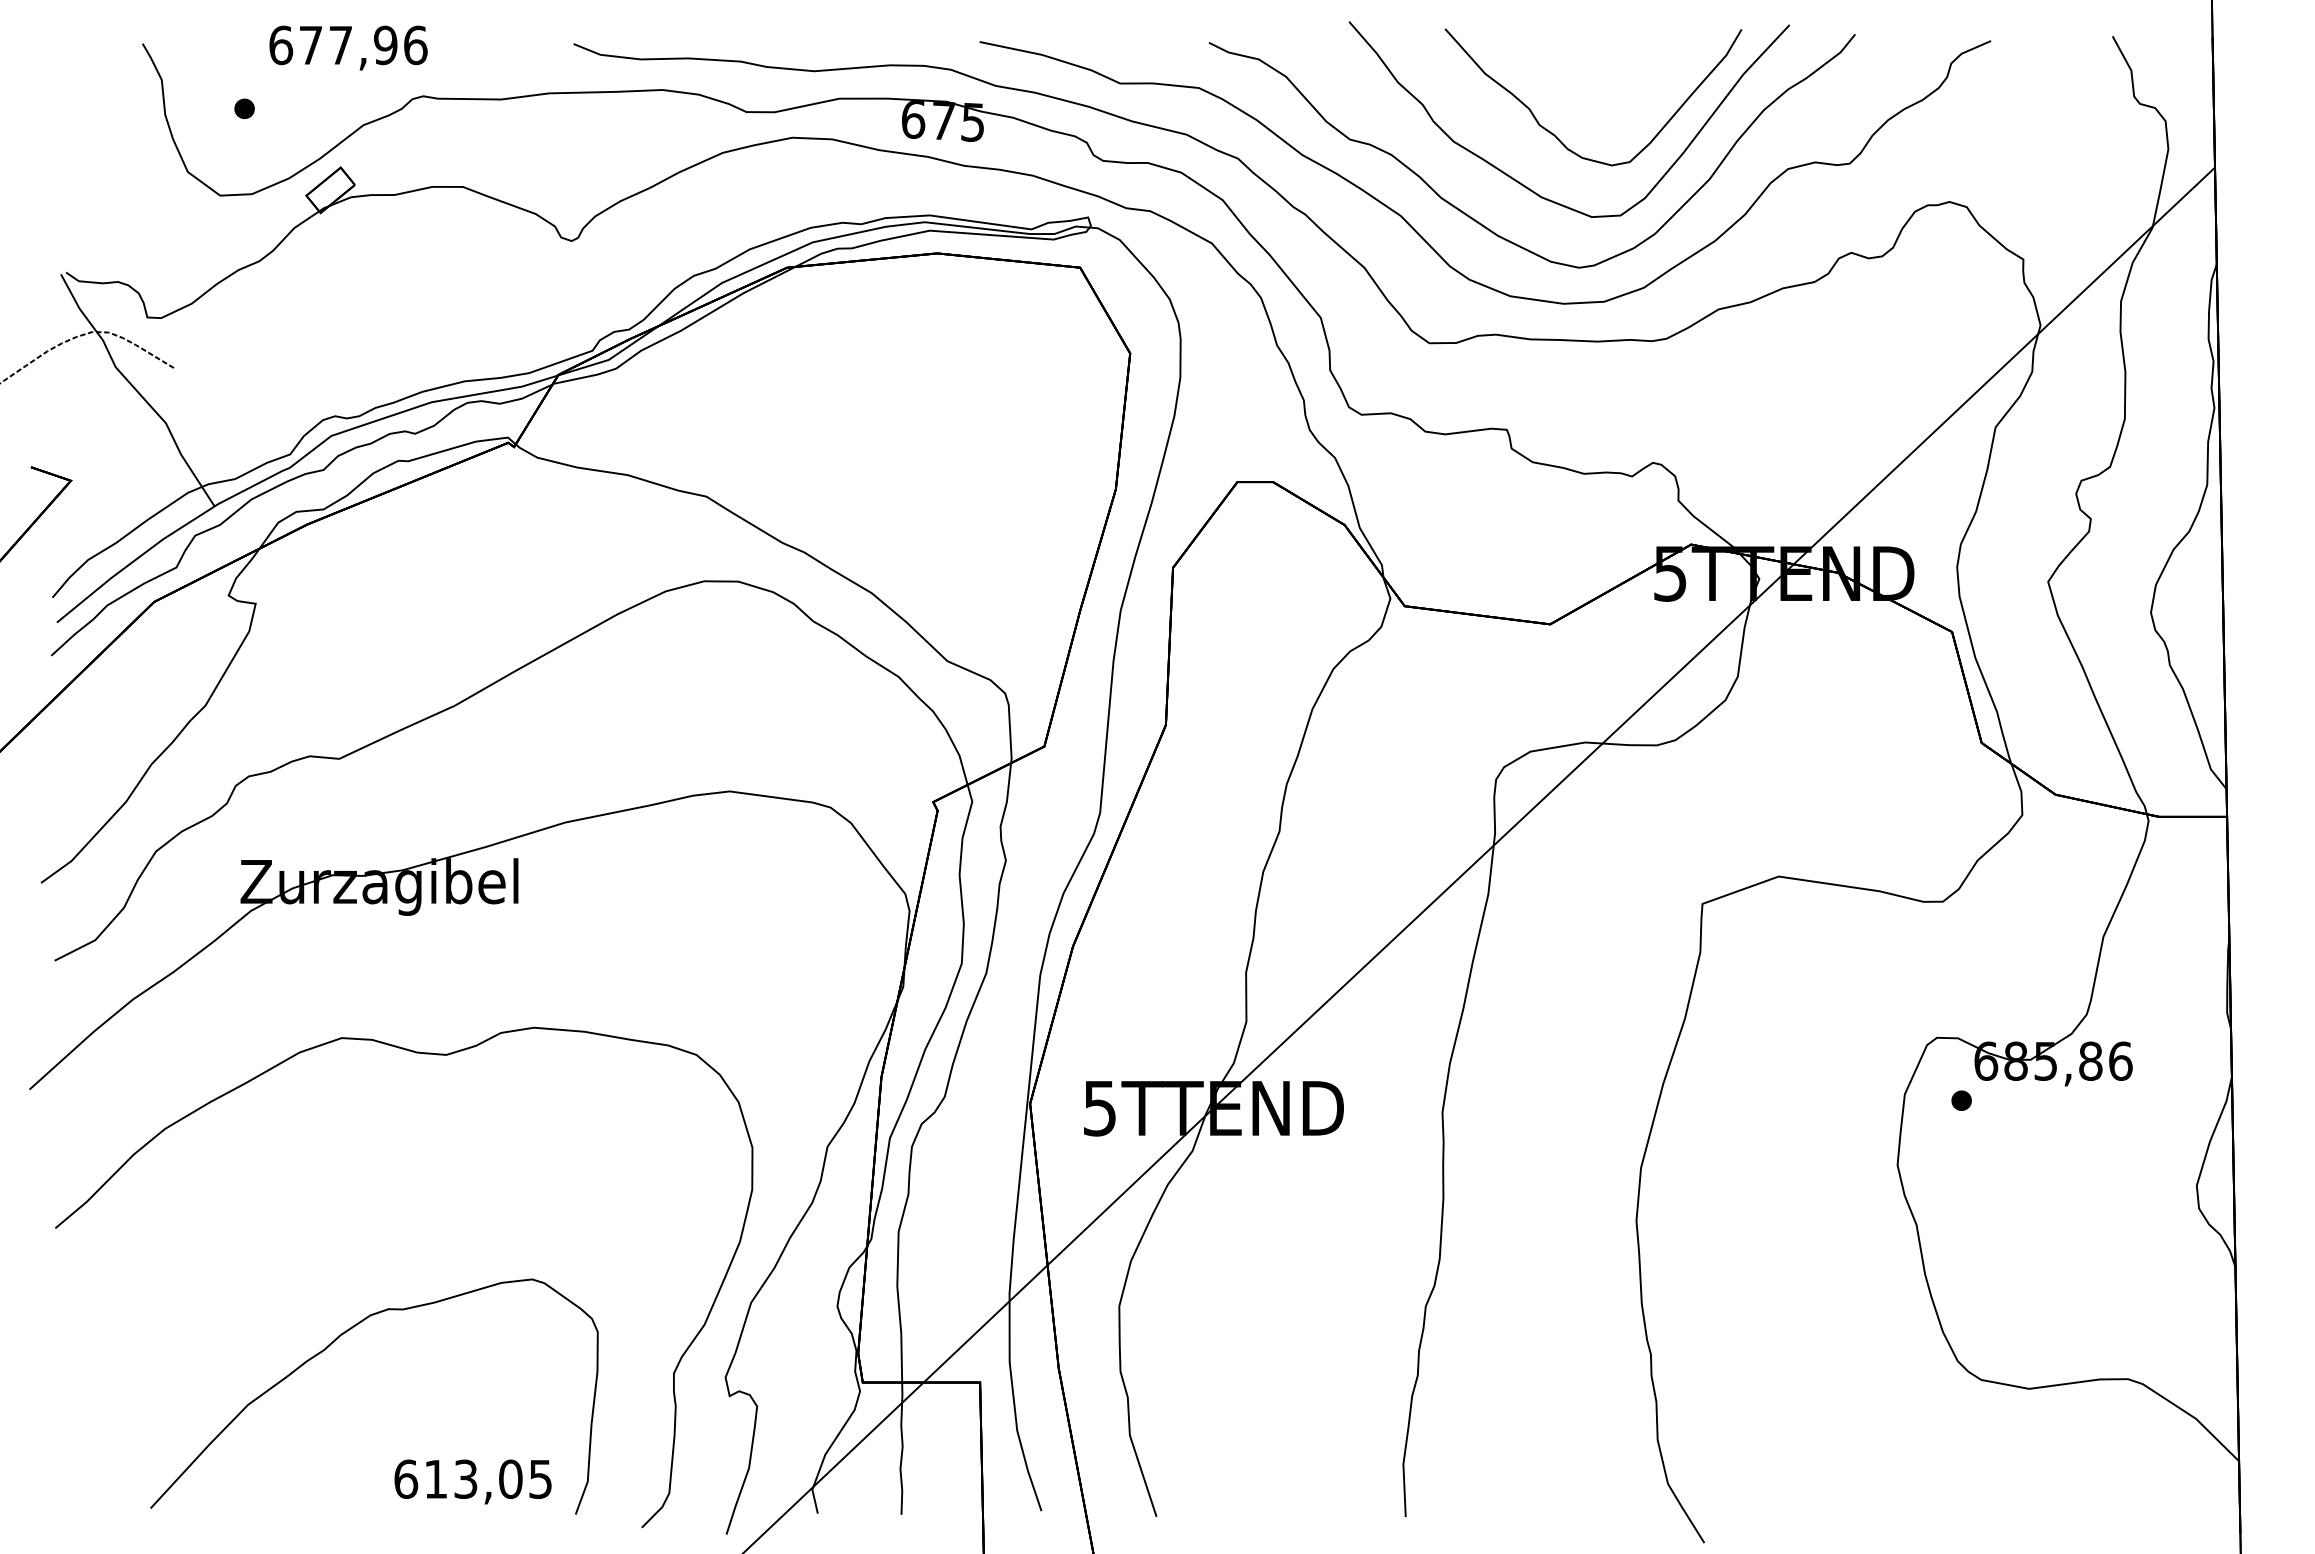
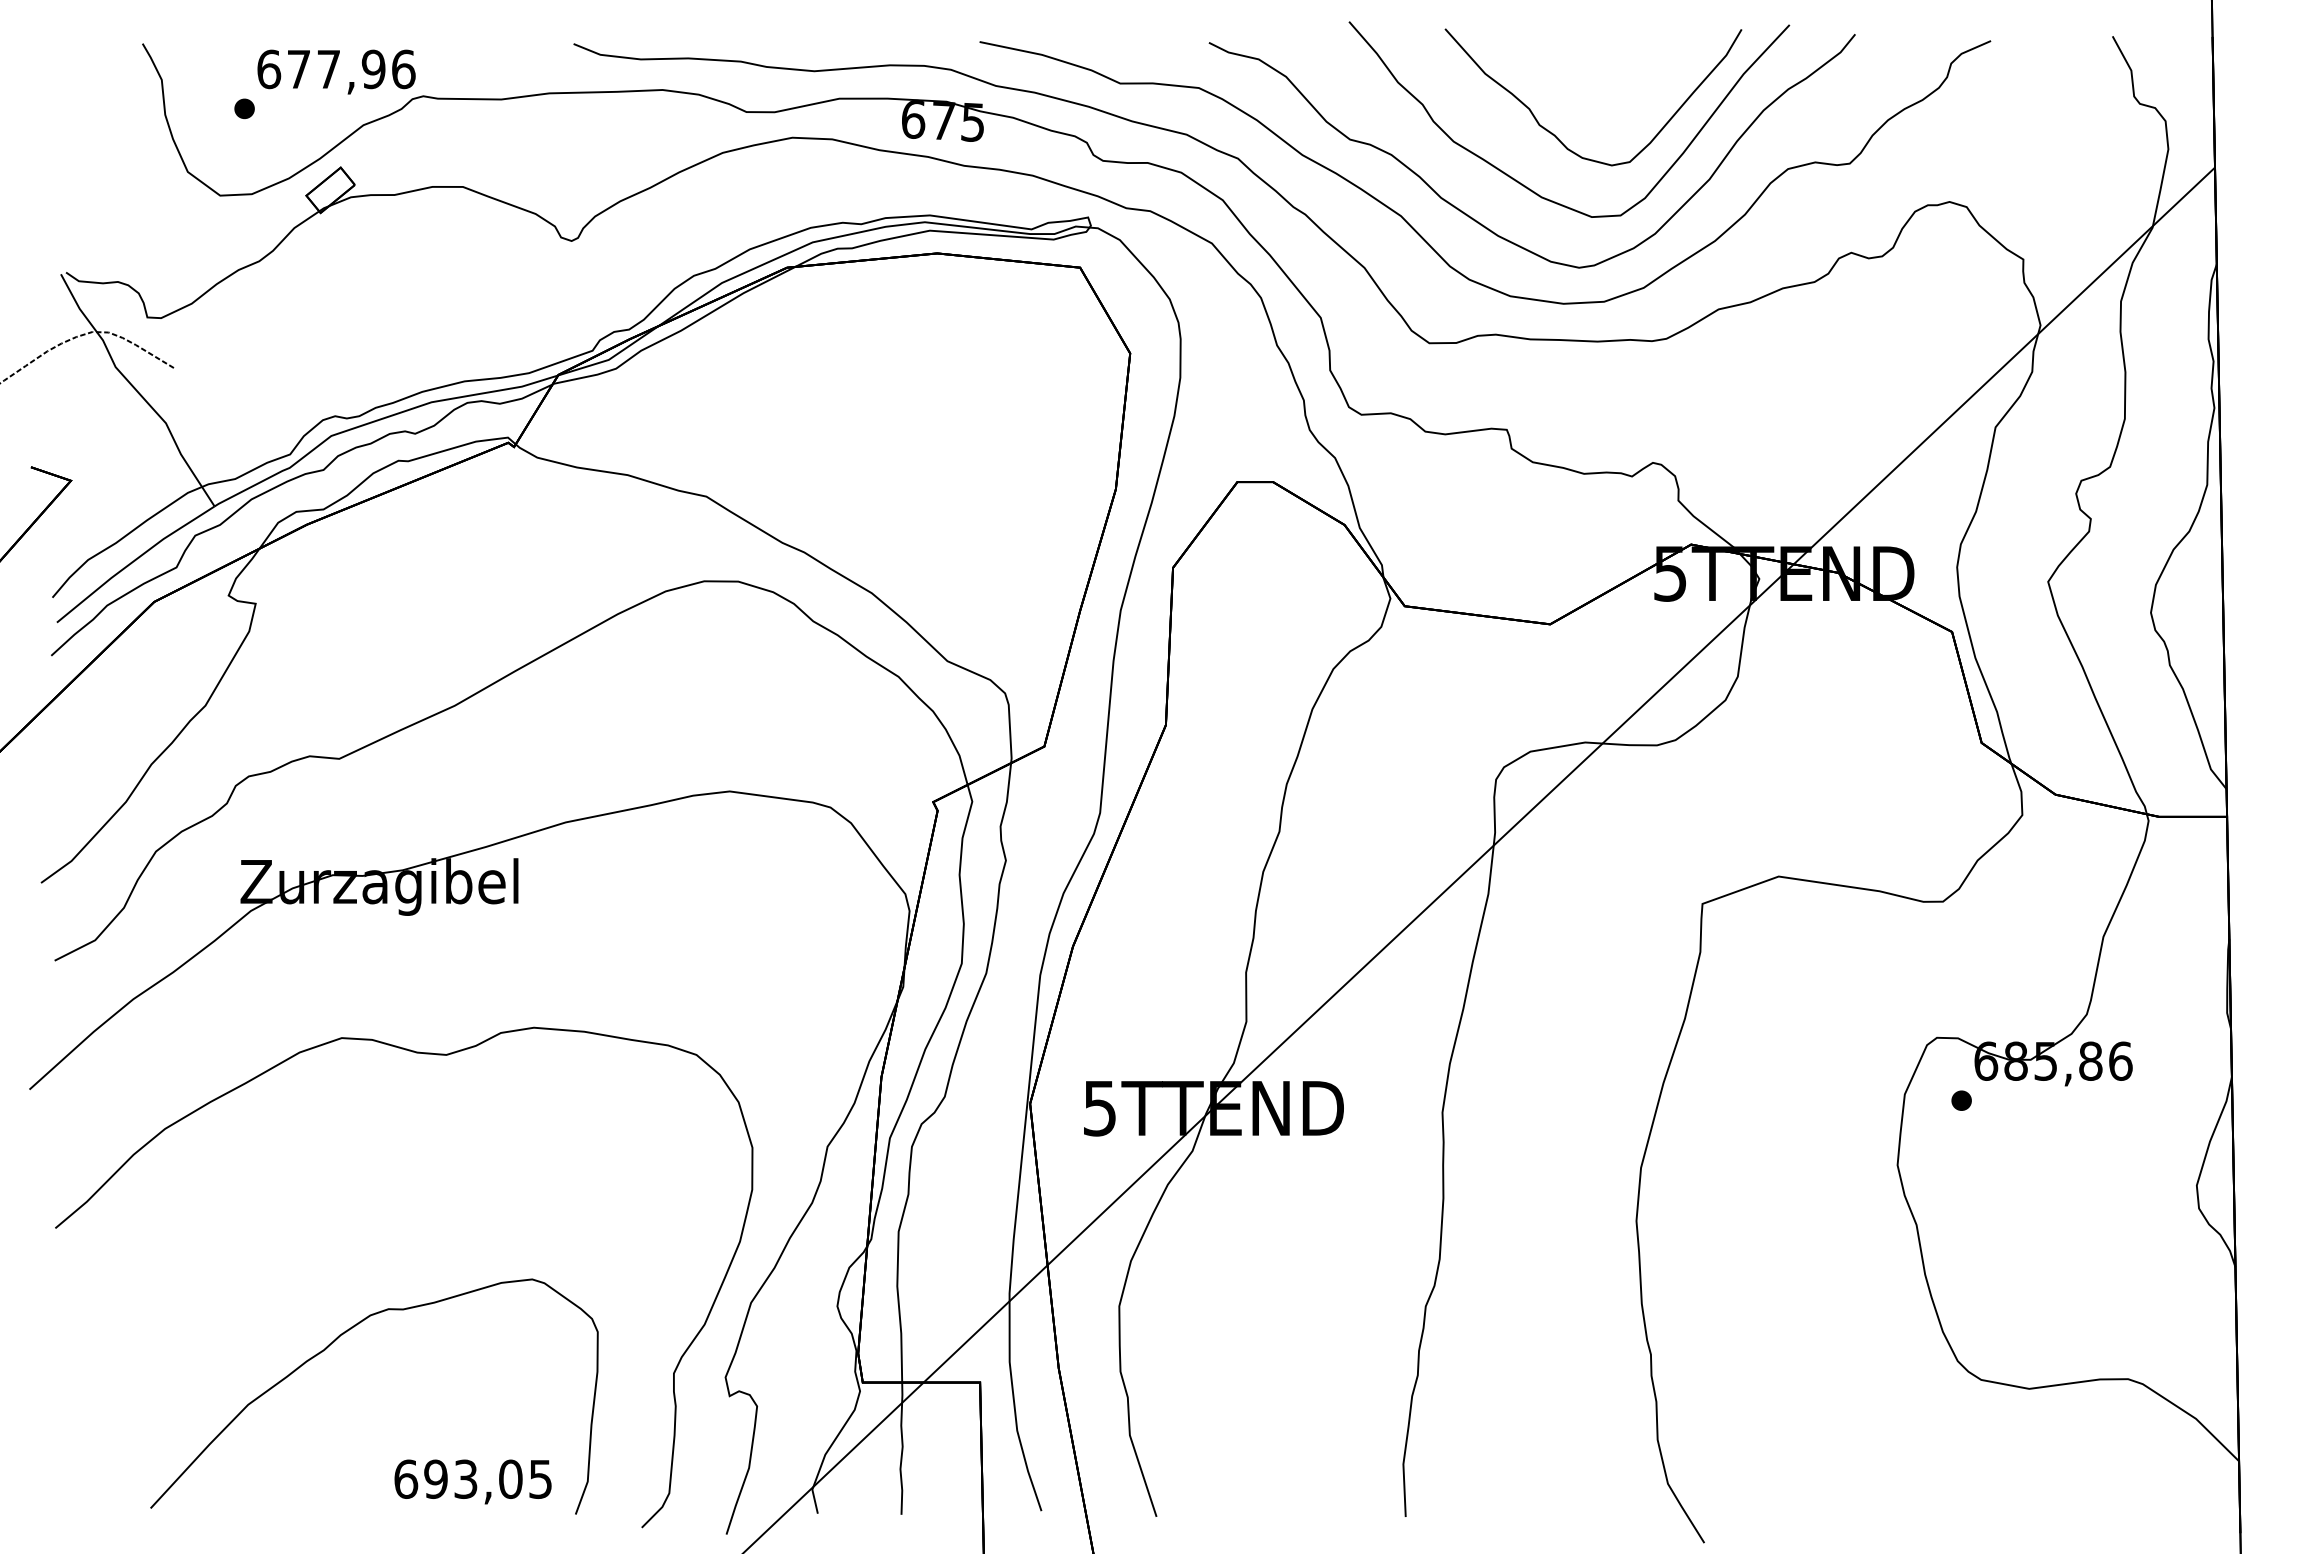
text position: (348, 47) -> (336, 71) (336, 71)
text: 613,05 -> 693,05 (435, 1478)
